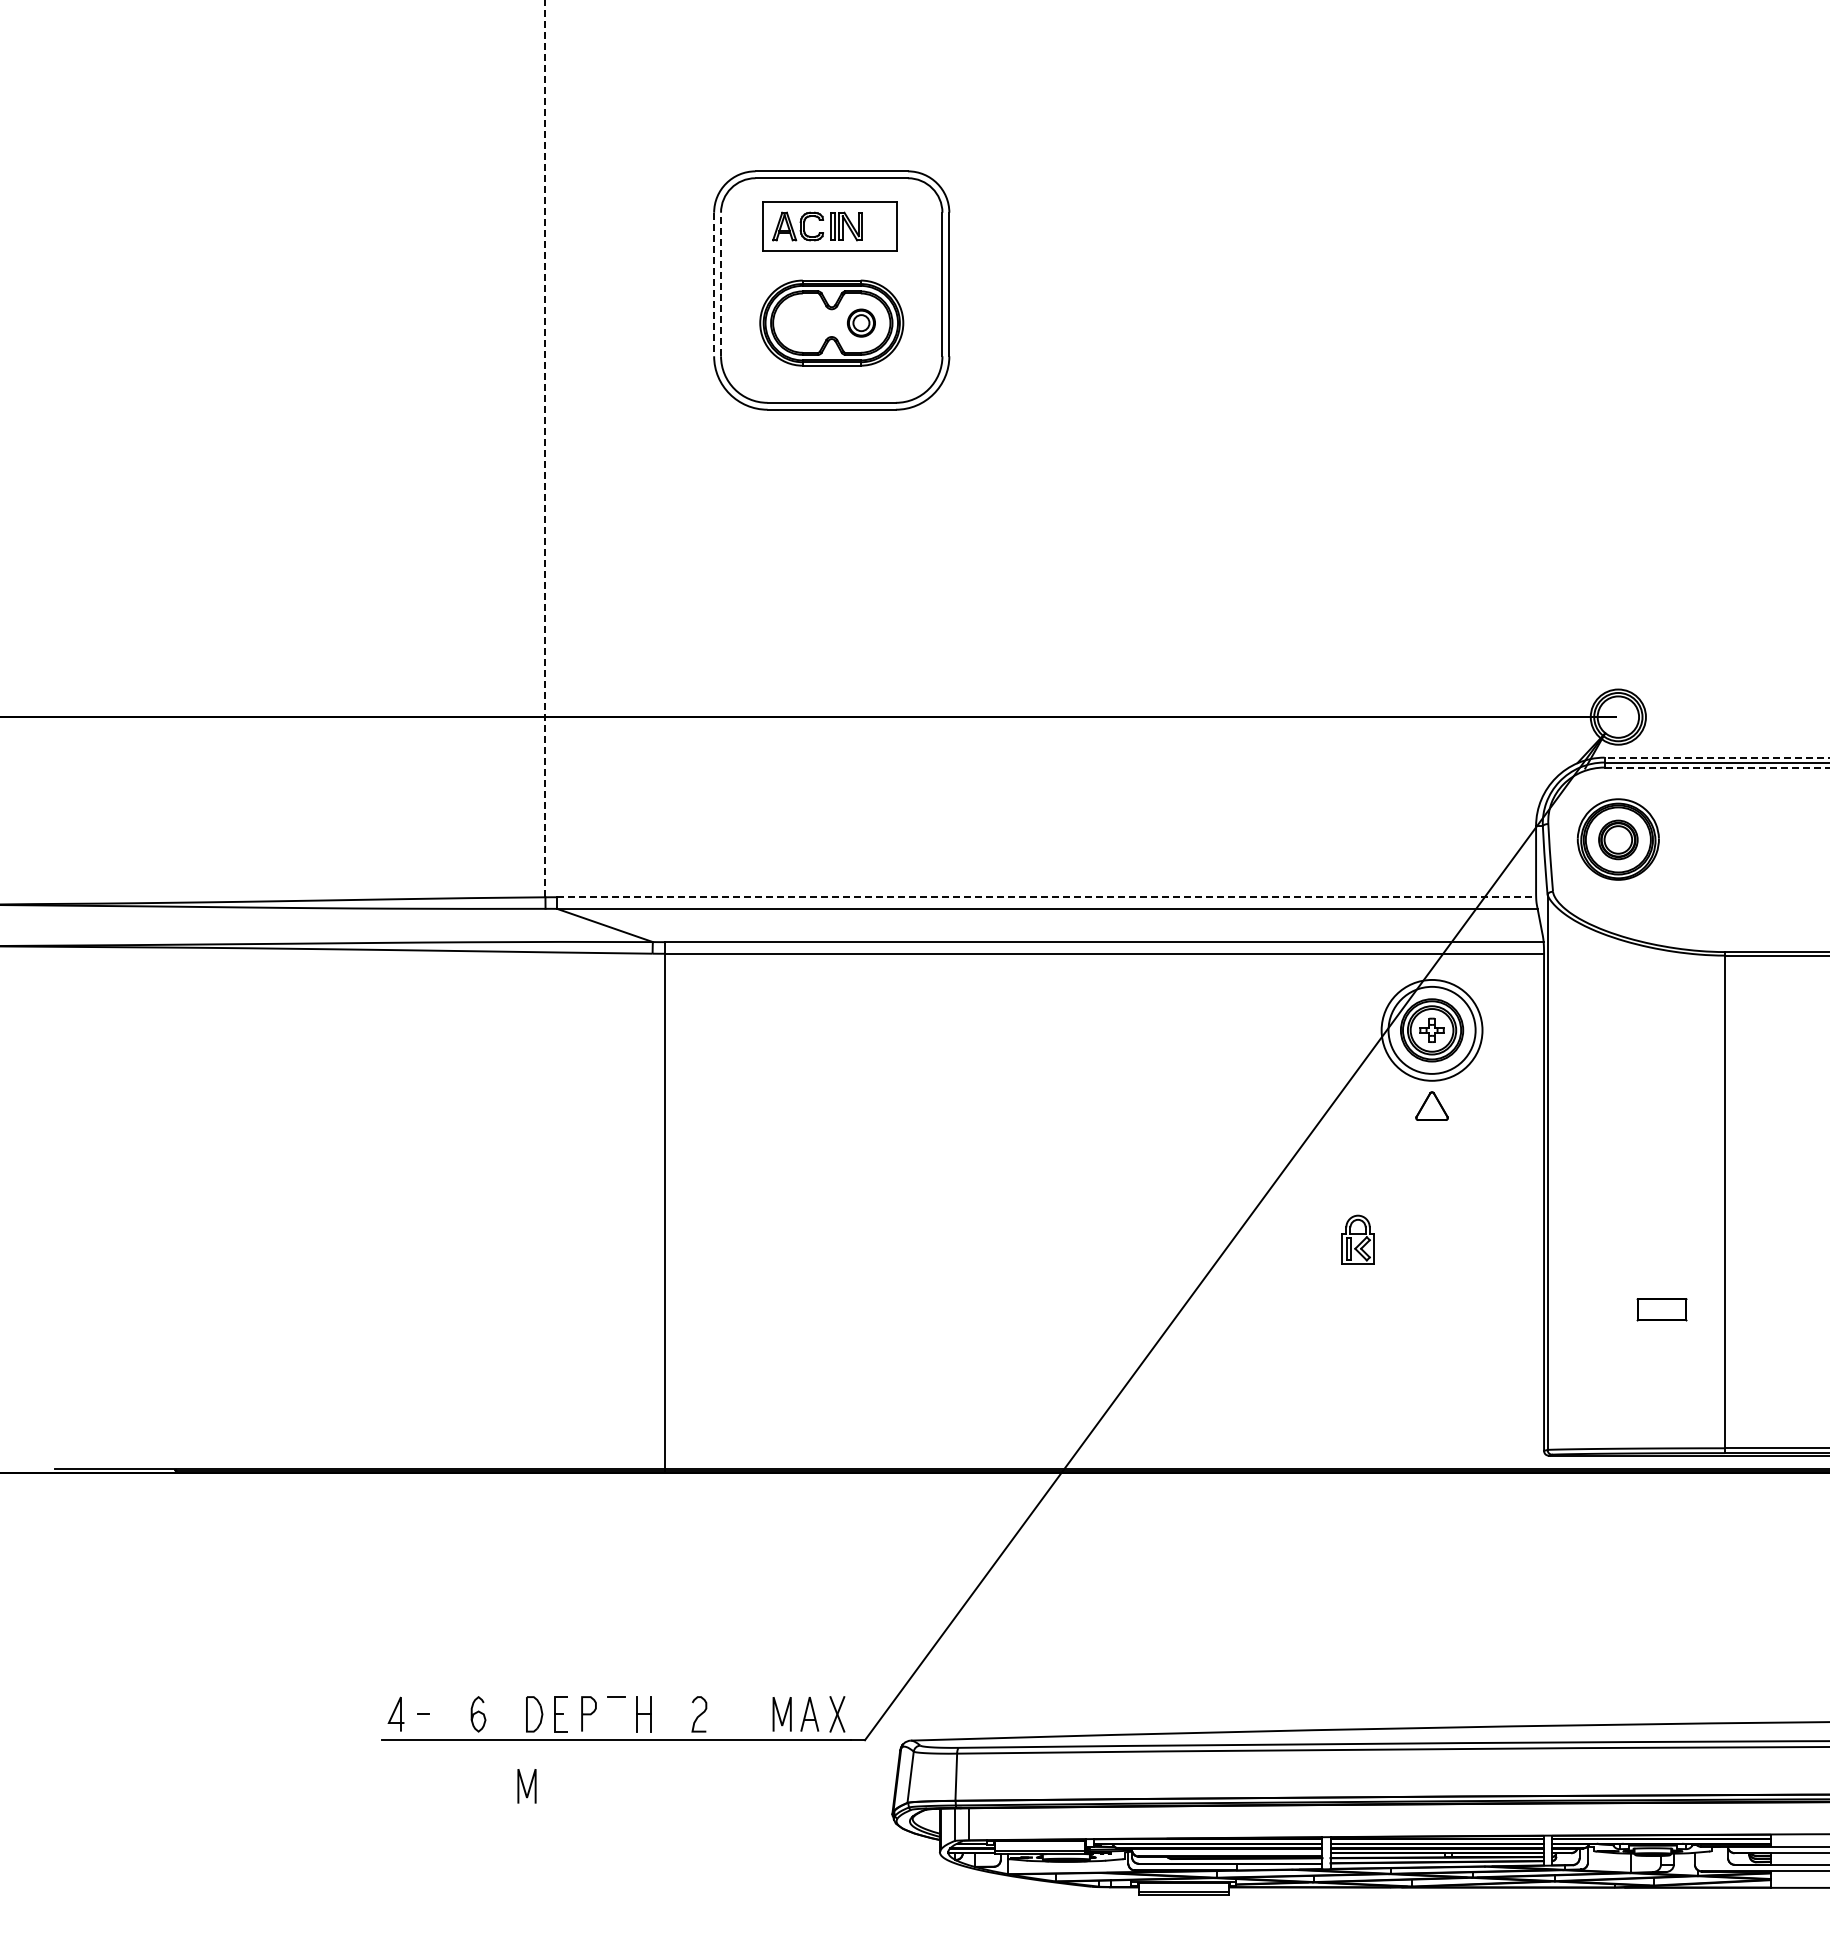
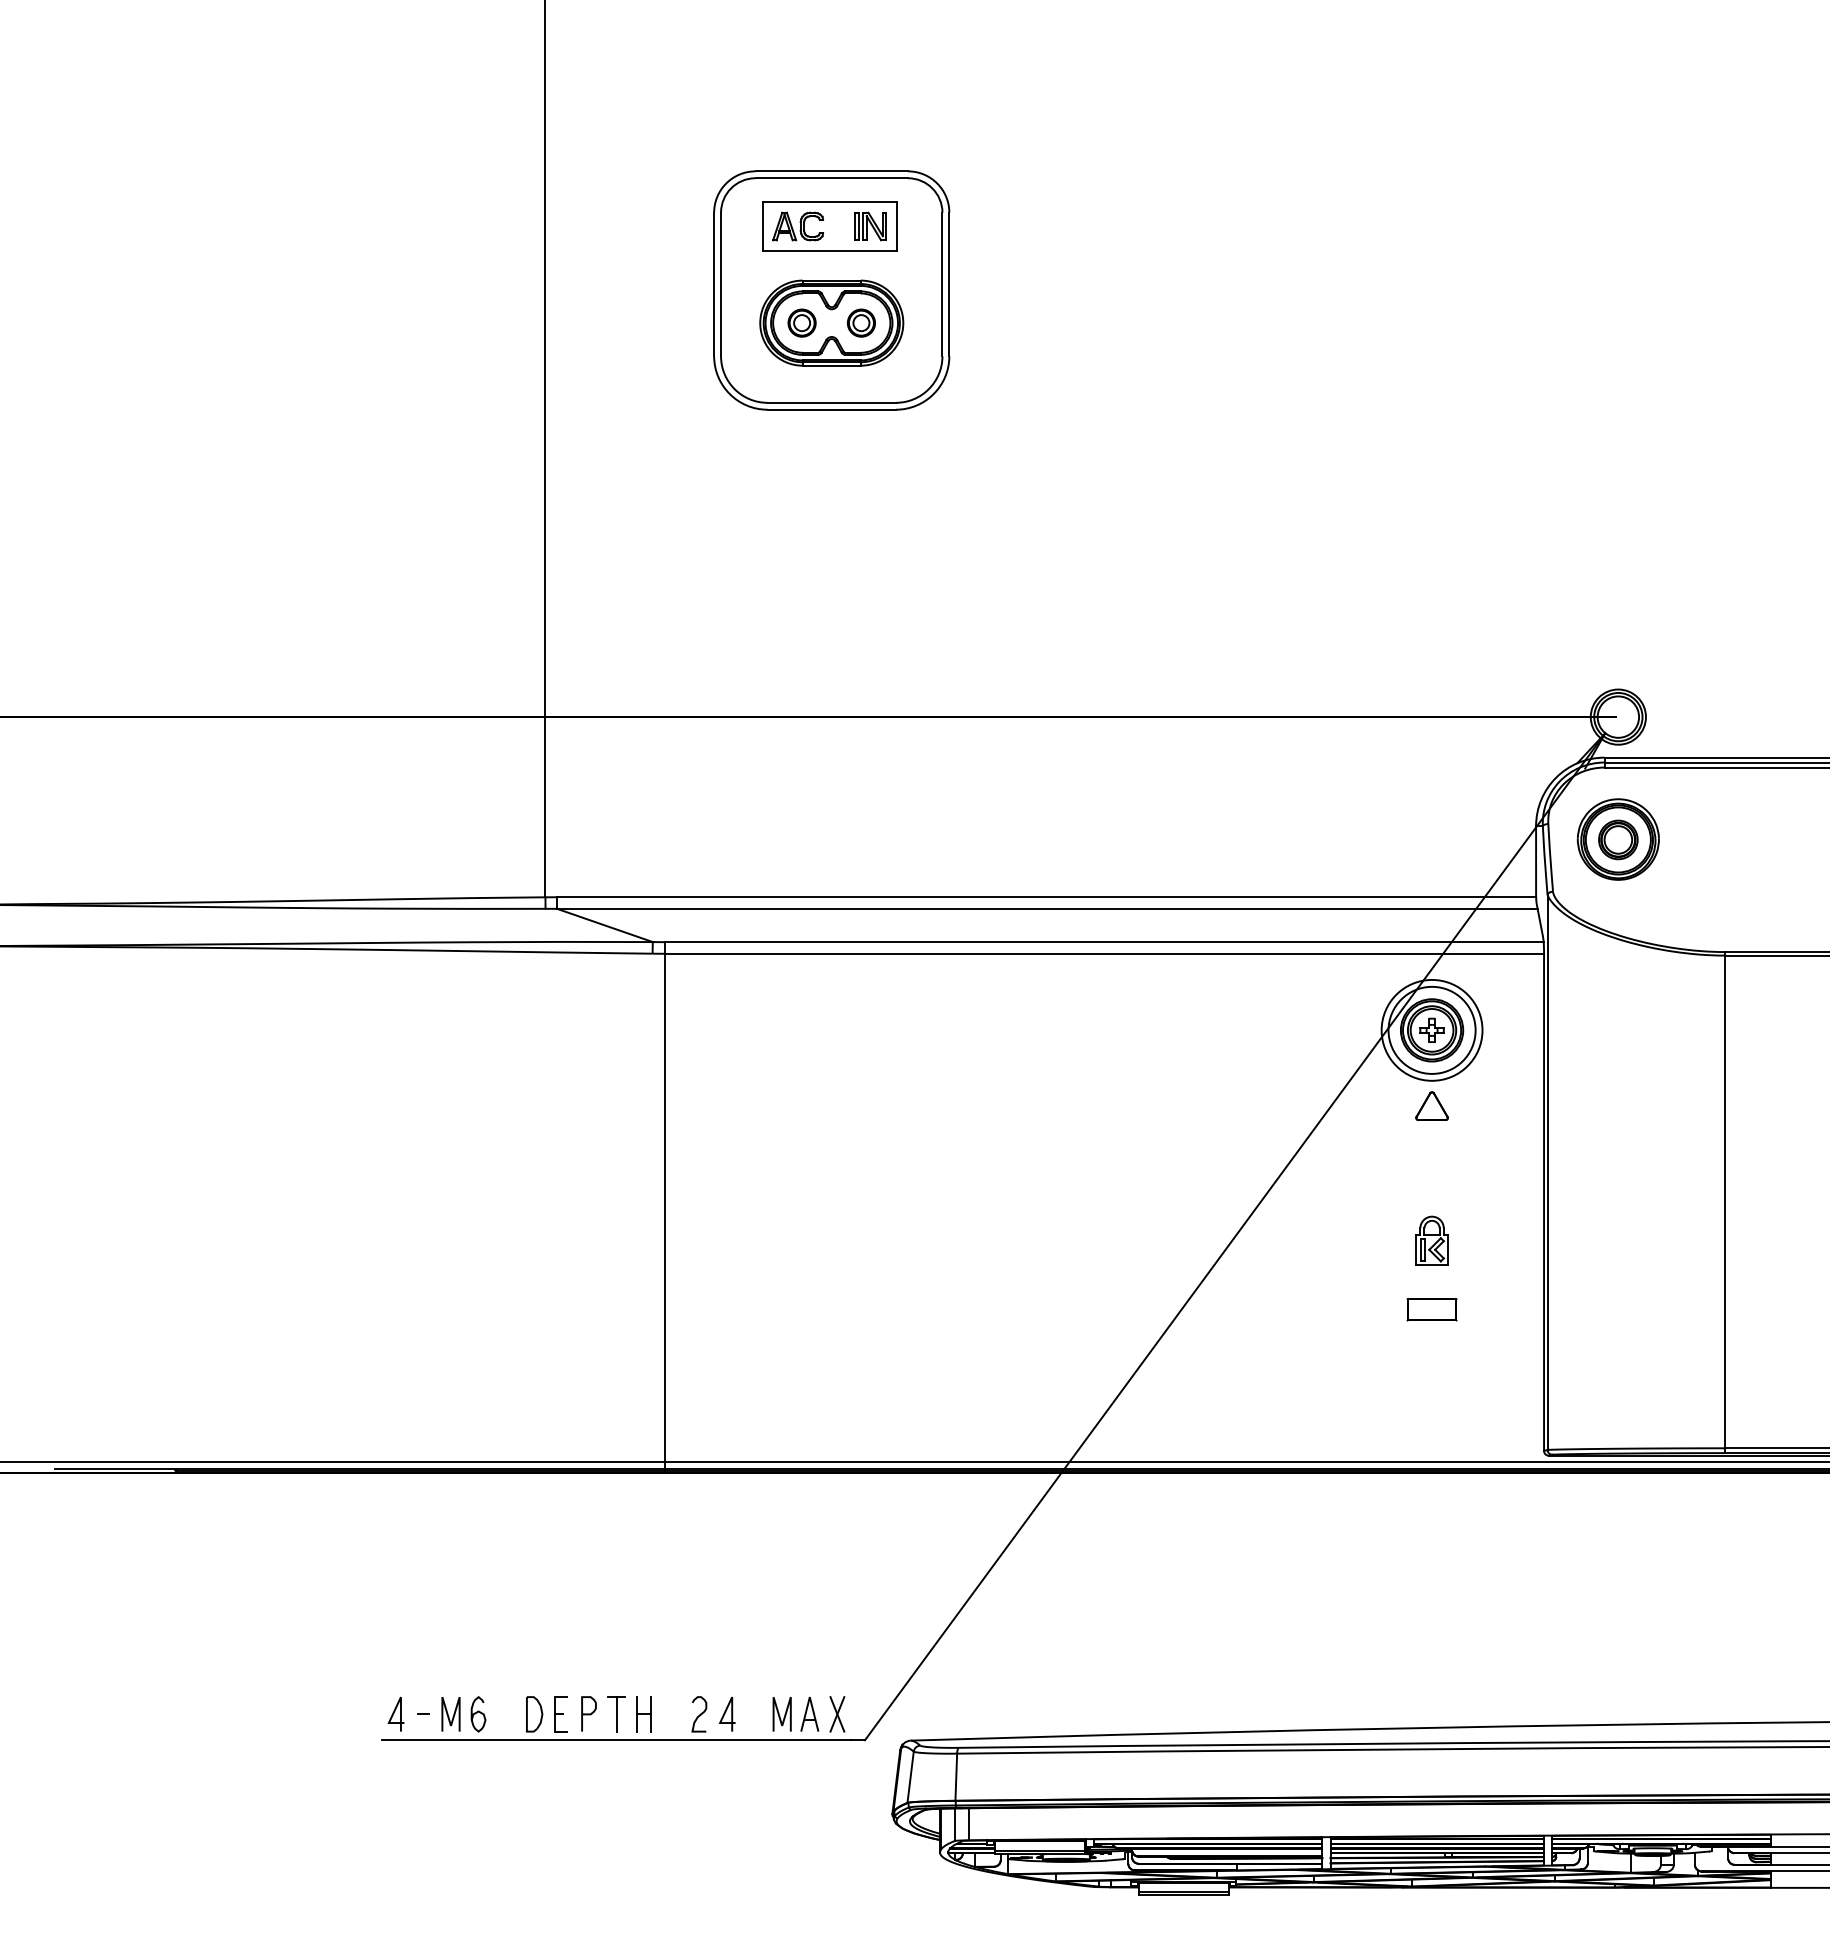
part position: (846, 226) -> (870, 226) (870, 226)
line: dashed -> solid (714, 284)
line: dashed -> solid (721, 284)
part: none -> present (801, 322)
line: dashed -> solid (545, 448)
line: dashed -> solid (1716, 757)
line: dashed -> solid (1717, 767)
line: dashed -> solid (1047, 897)
part position: (1357, 1239) -> (1431, 1240) (1431, 1240)
part position: (1661, 1309) -> (1431, 1309) (1431, 1309)
line: none -> present (914, 1462)
line: none -> present (725, 1713)
line: none -> present (616, 1714)
line position: (524, 1786) -> (448, 1714) (448, 1714)
